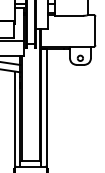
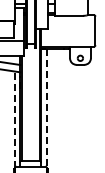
line: solid -> dashed (46, 109)
line: solid -> dashed (15, 119)
